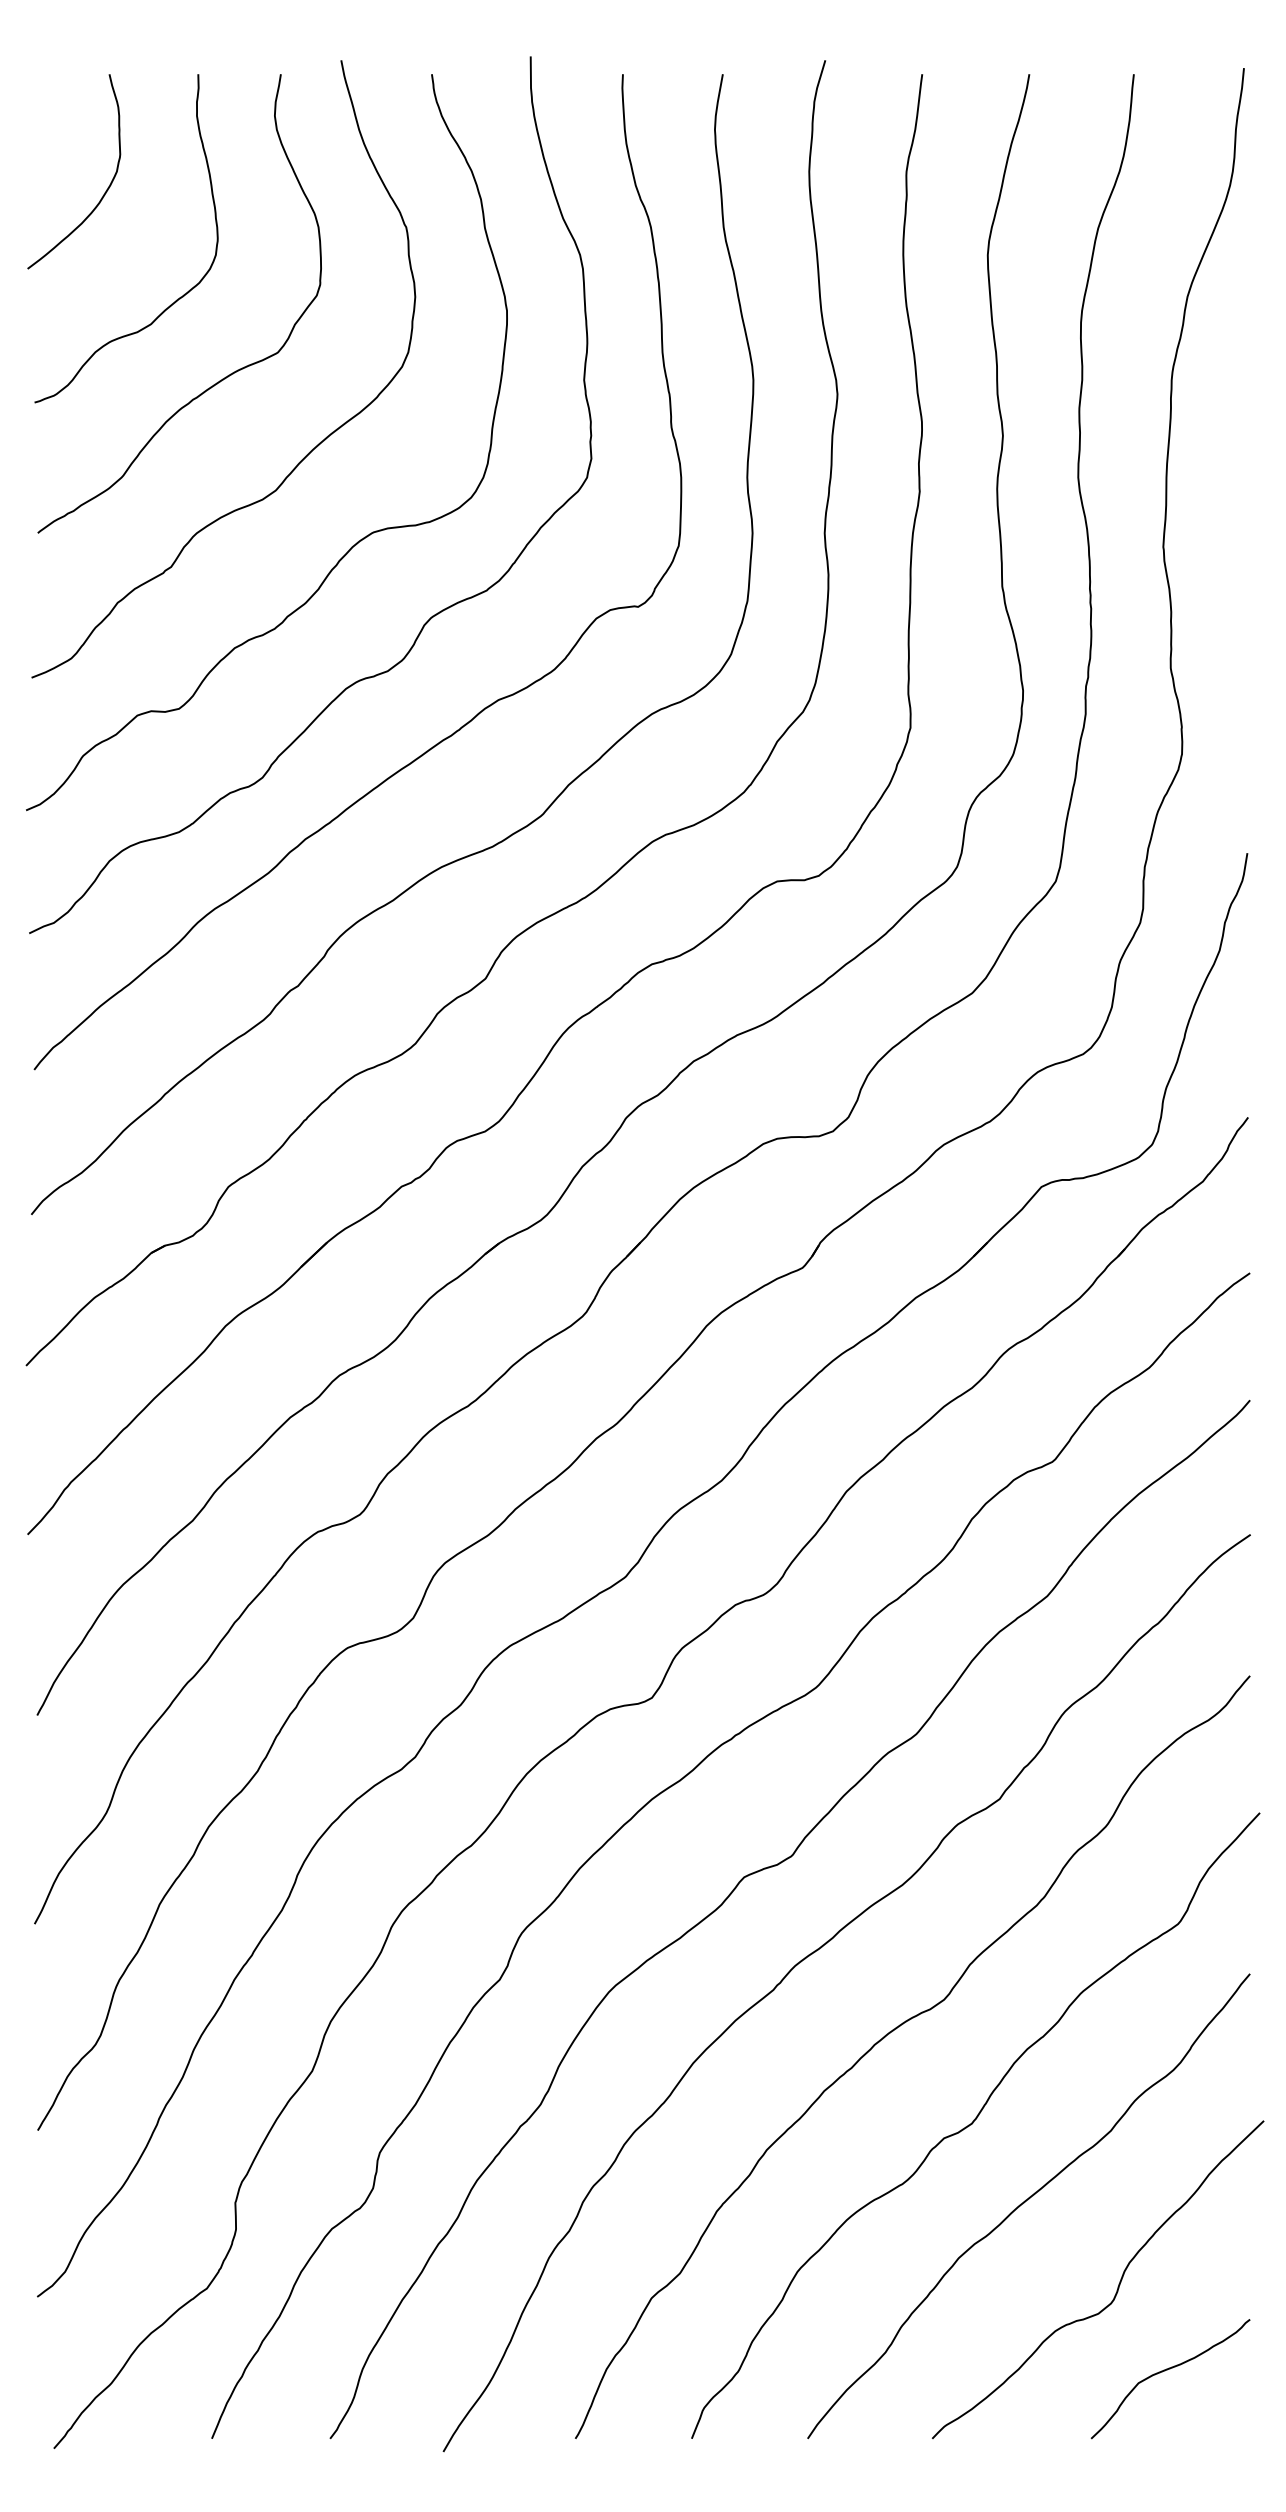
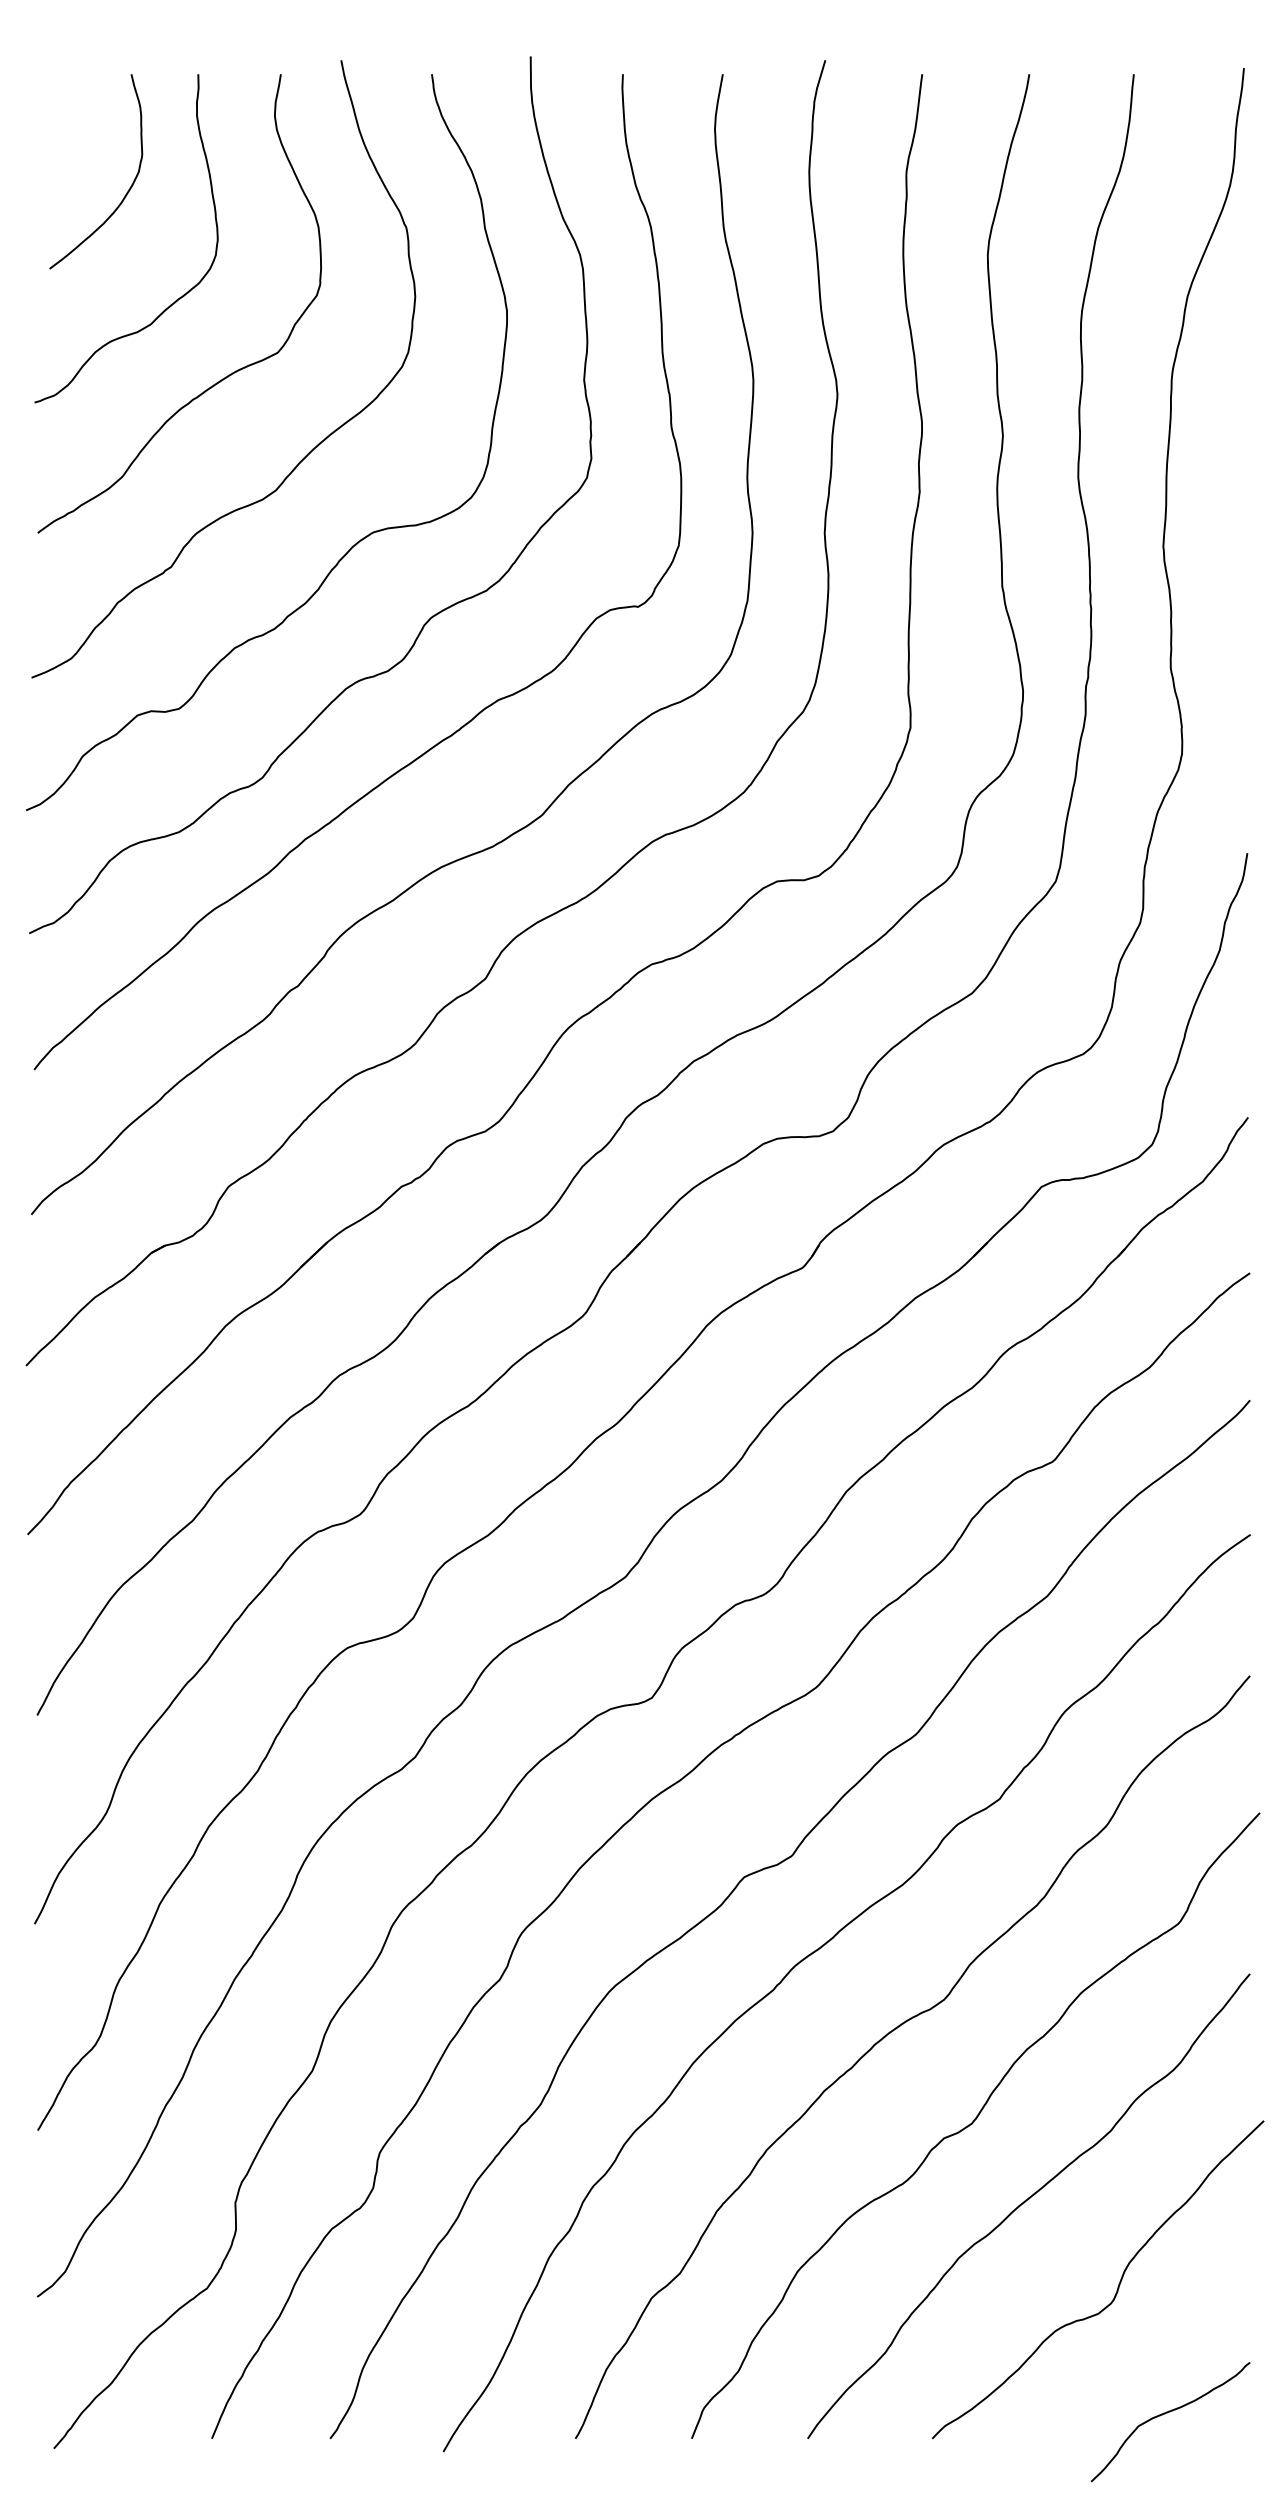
curve position: (104, 192) -> (126, 192) (126, 192)
curve position: (1165, 2371) -> (1165, 2414) (1165, 2414)
